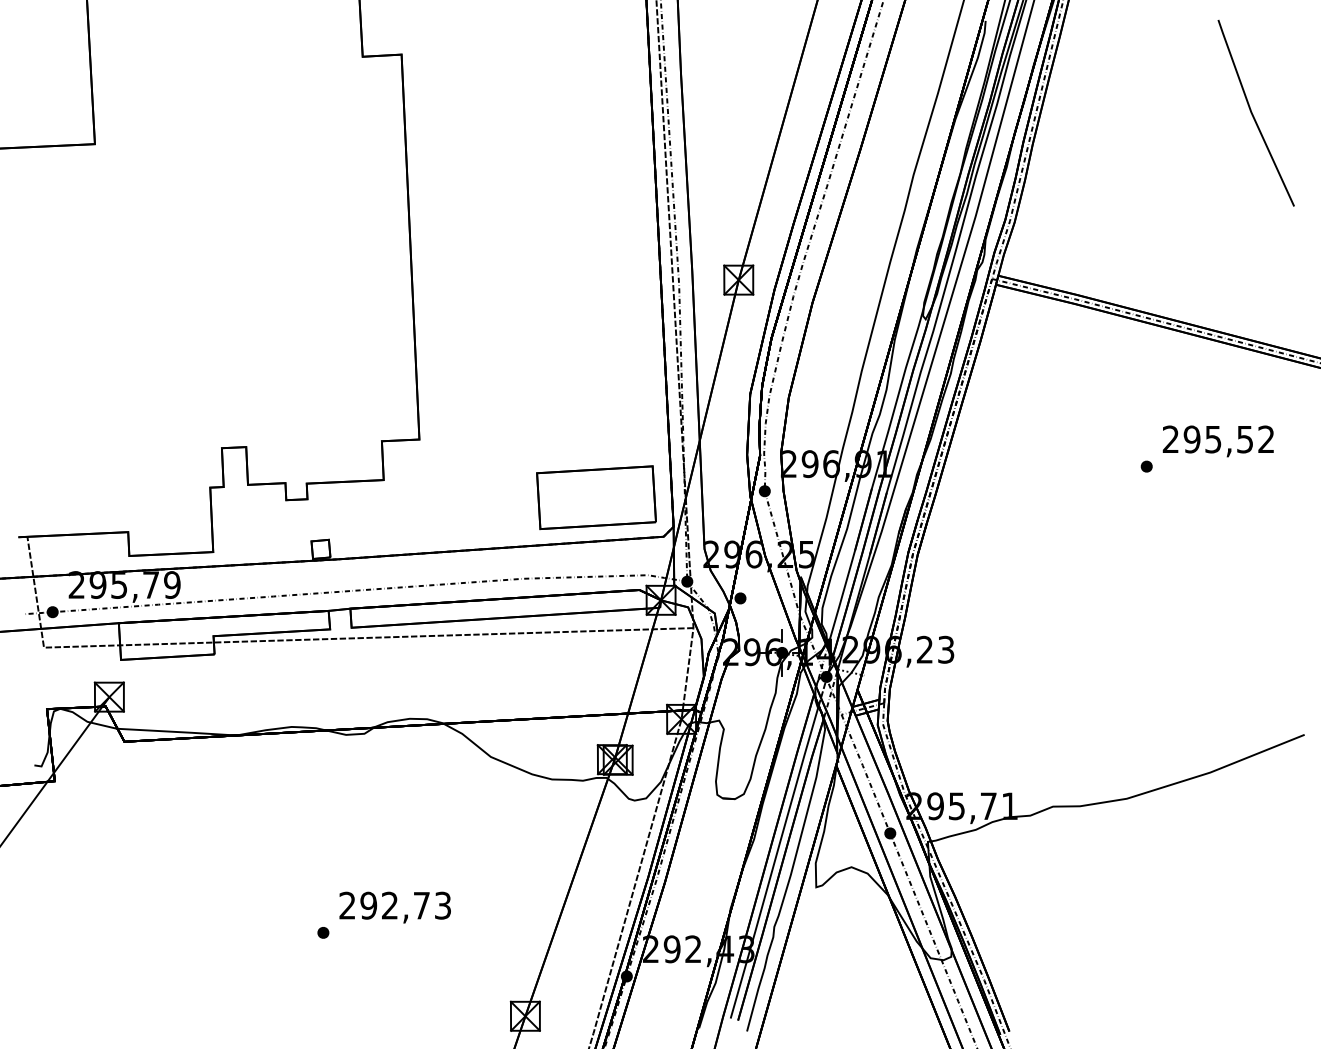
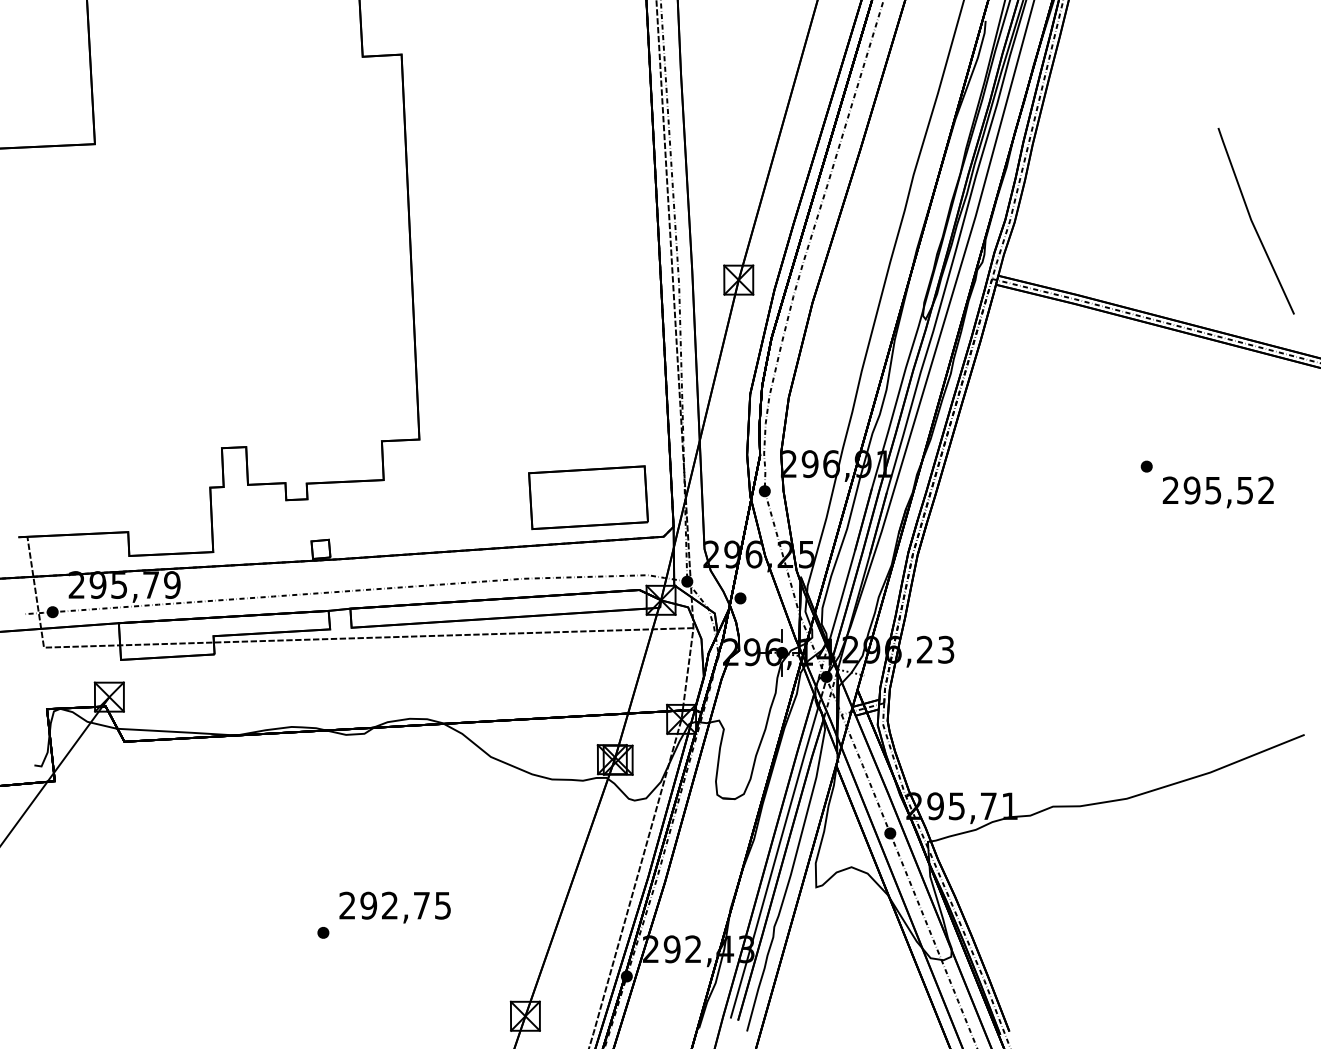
line position: (1253, 114) -> (1253, 222) (1253, 222)
text position: (1217, 441) -> (1217, 492) (1217, 492)
part position: (596, 497) -> (588, 497) (588, 497)
text: 292,73 -> 292,75 (442, 904)
